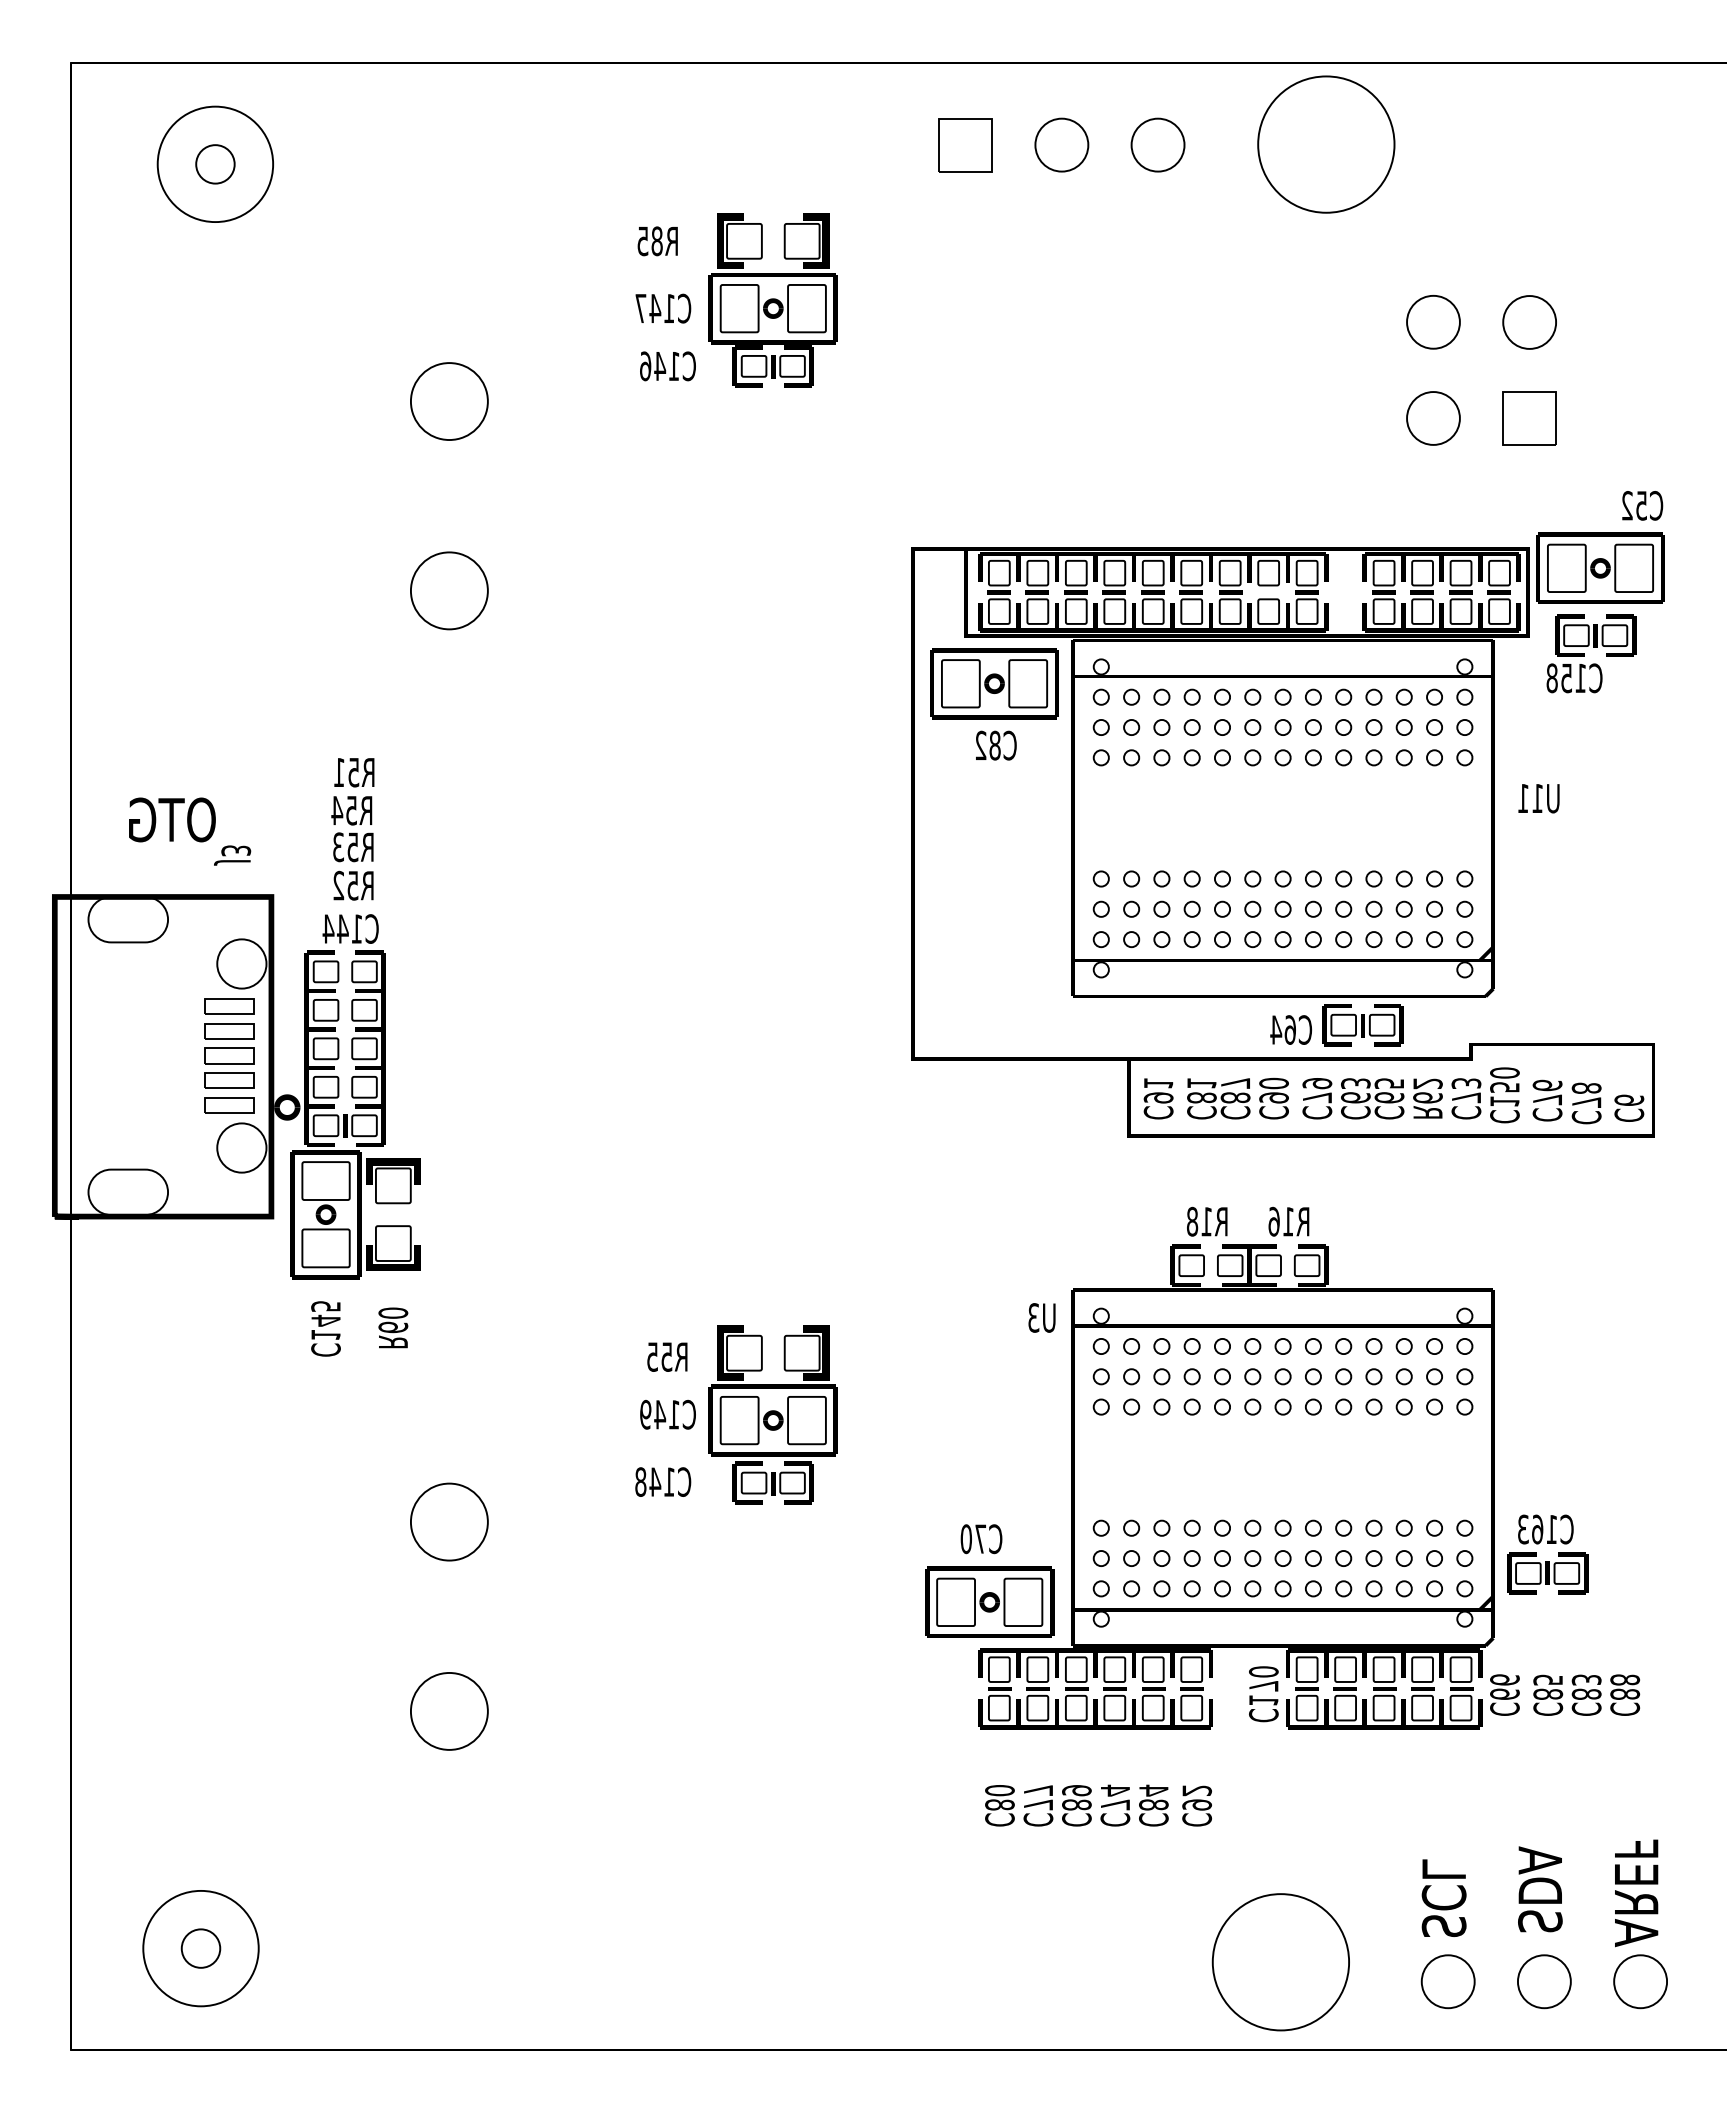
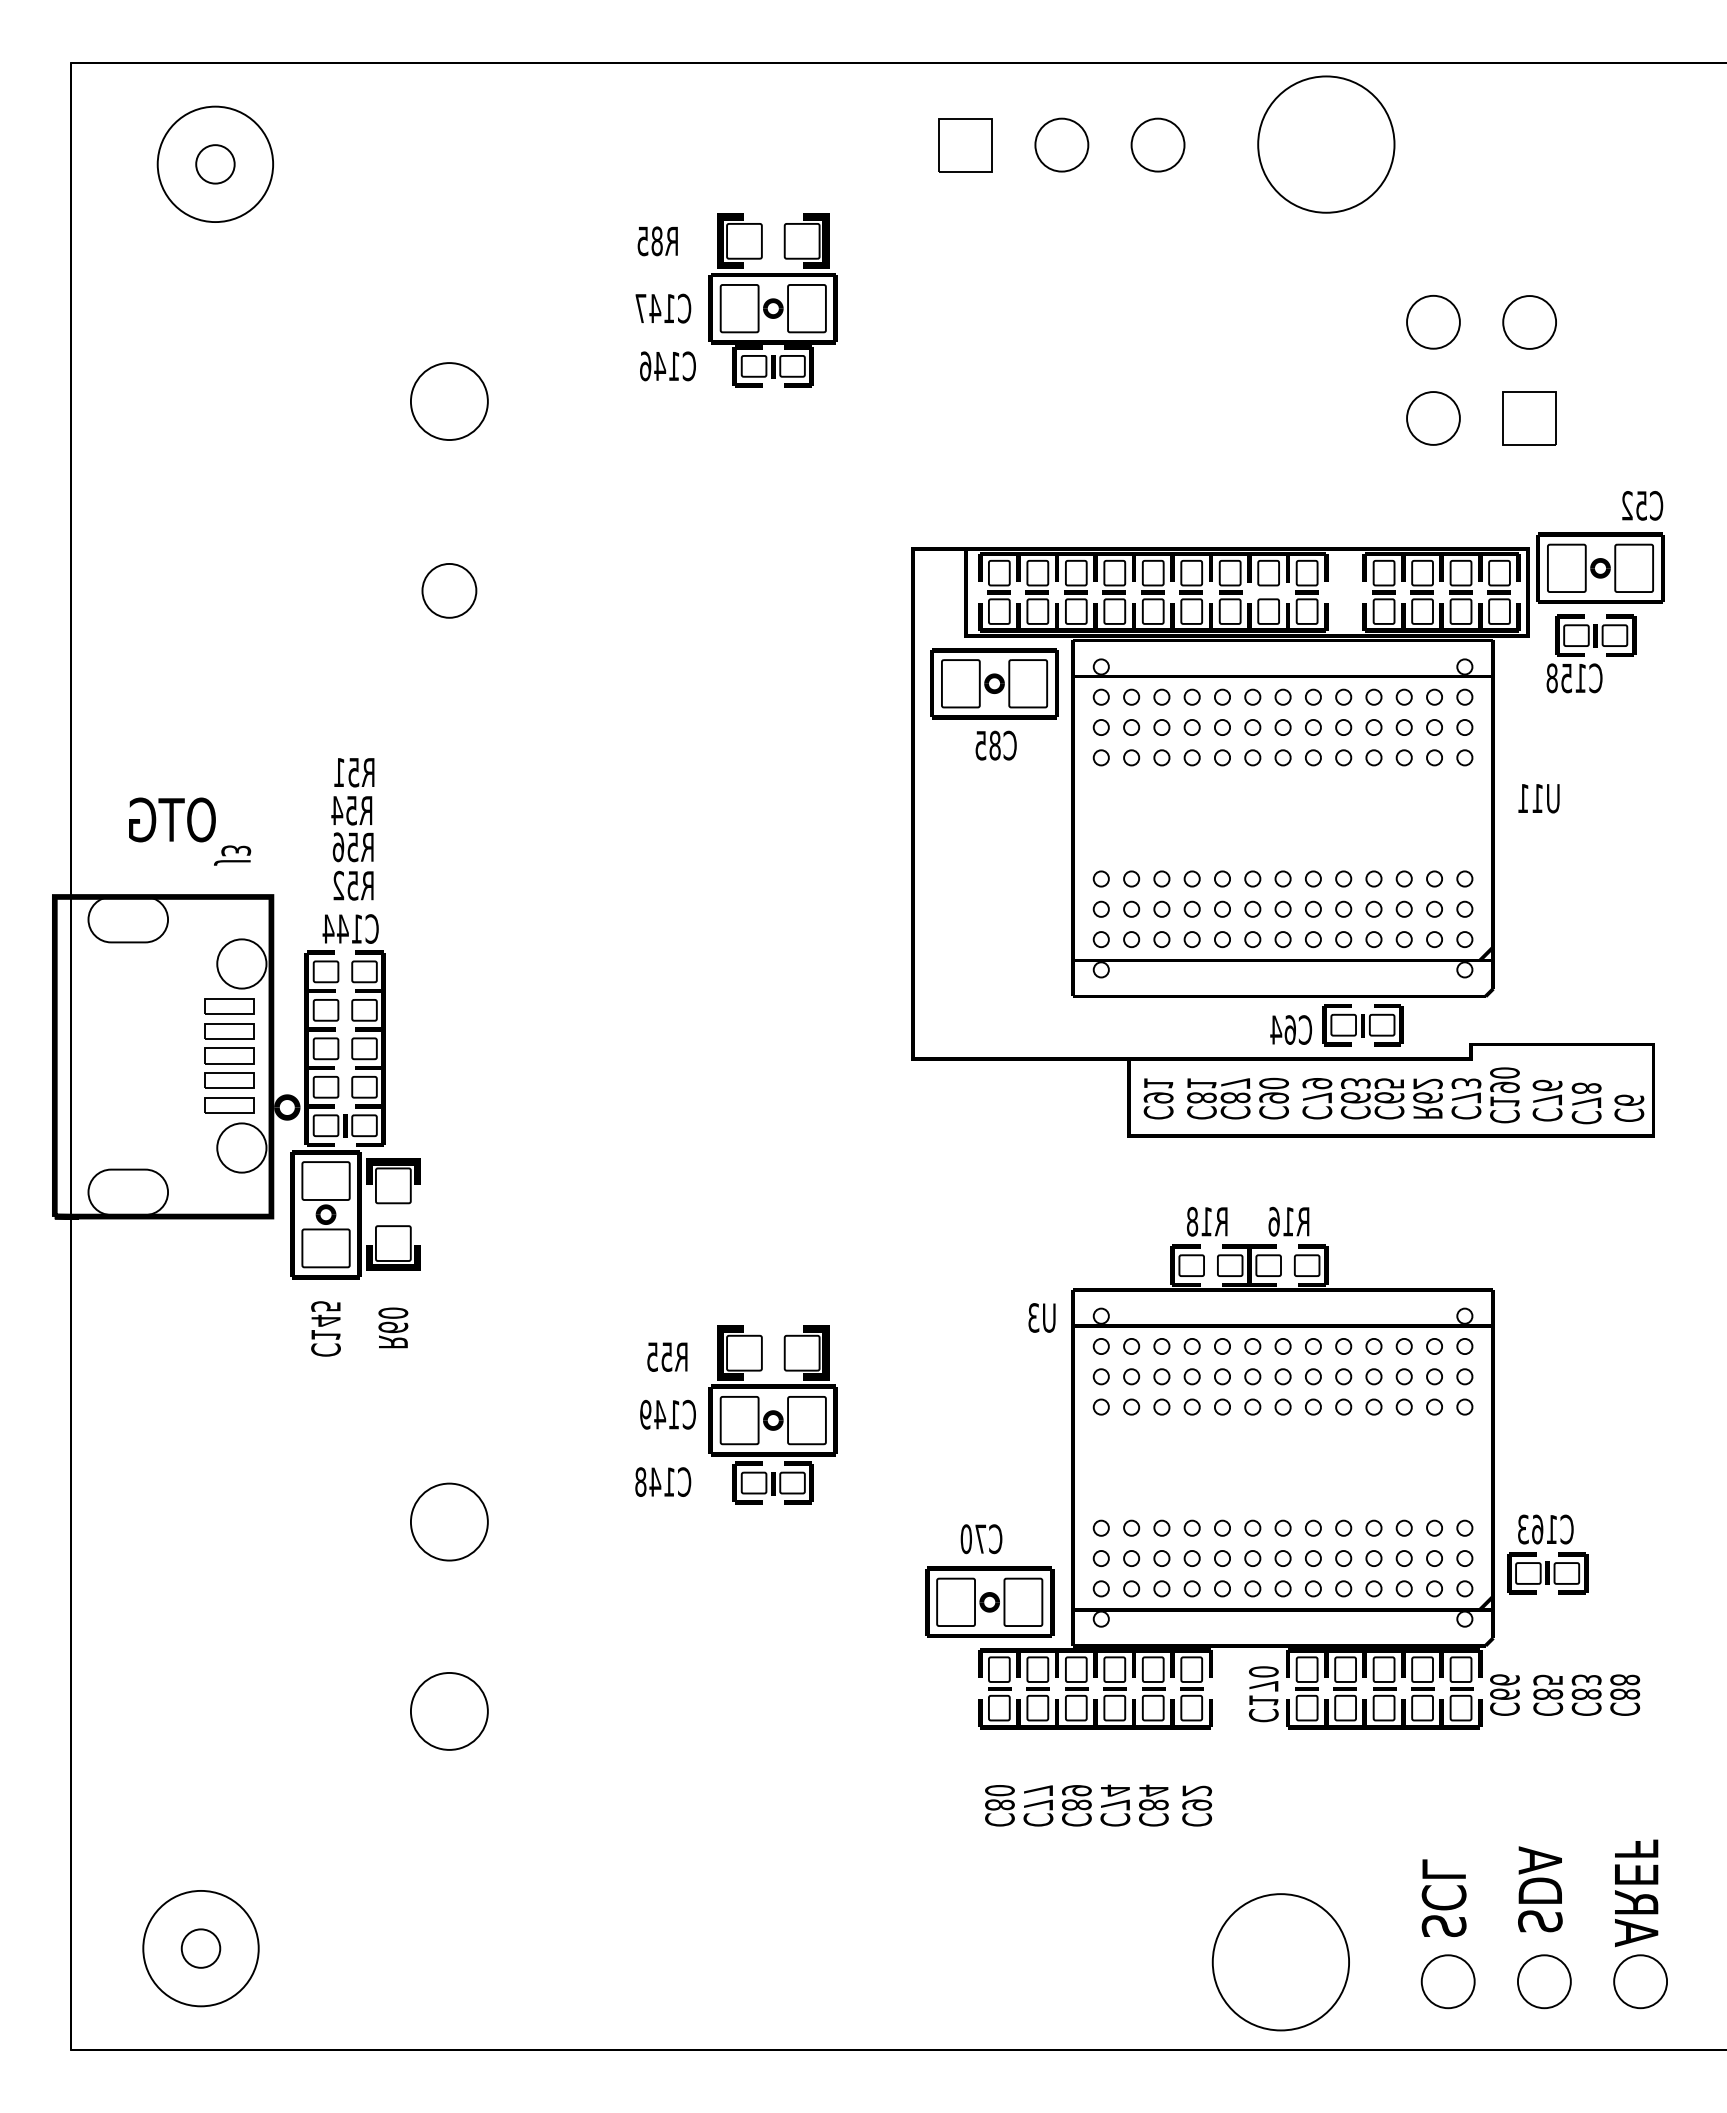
circle diameter: 77 px -> 54 px (449, 590)
text: C82 -> C85 (980, 745)
text: R53 -> R56 (338, 847)
text: C150 -> C190 (1504, 1087)
